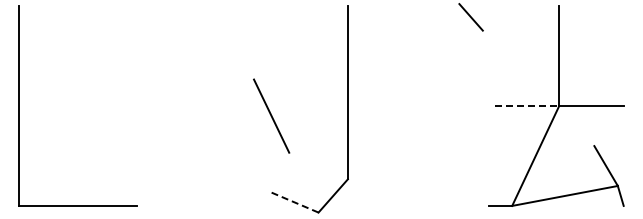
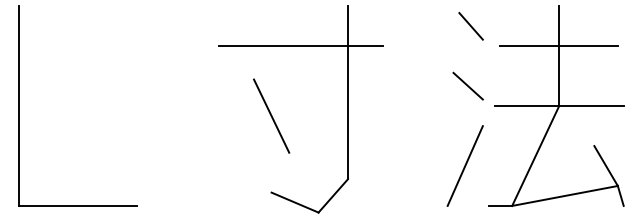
line position: (470, 17) -> (470, 26) (470, 26)
line: none -> present (300, 46)
line: none -> present (558, 46)
line: none -> present (467, 85)
line: dashed -> solid (527, 106)
line: none -> present (464, 165)
line: dashed -> solid (295, 202)
